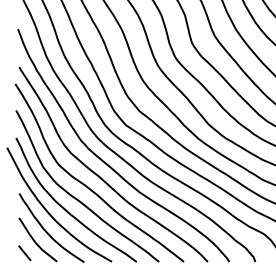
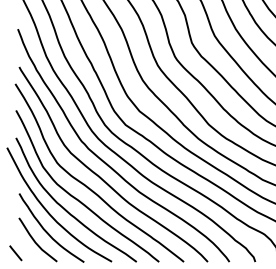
line position: (24, 253) -> (15, 253) (15, 253)
